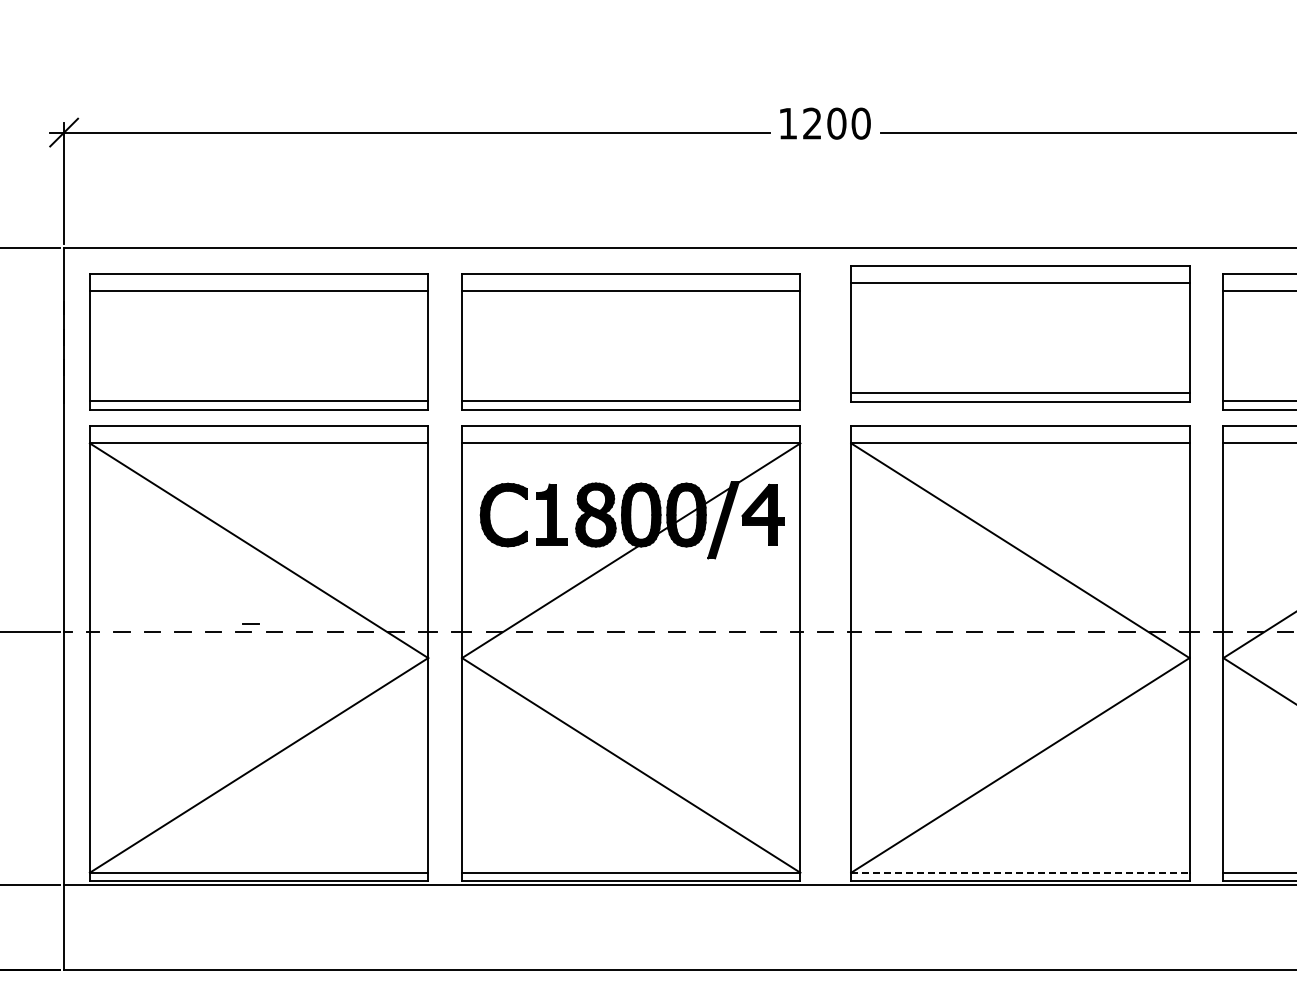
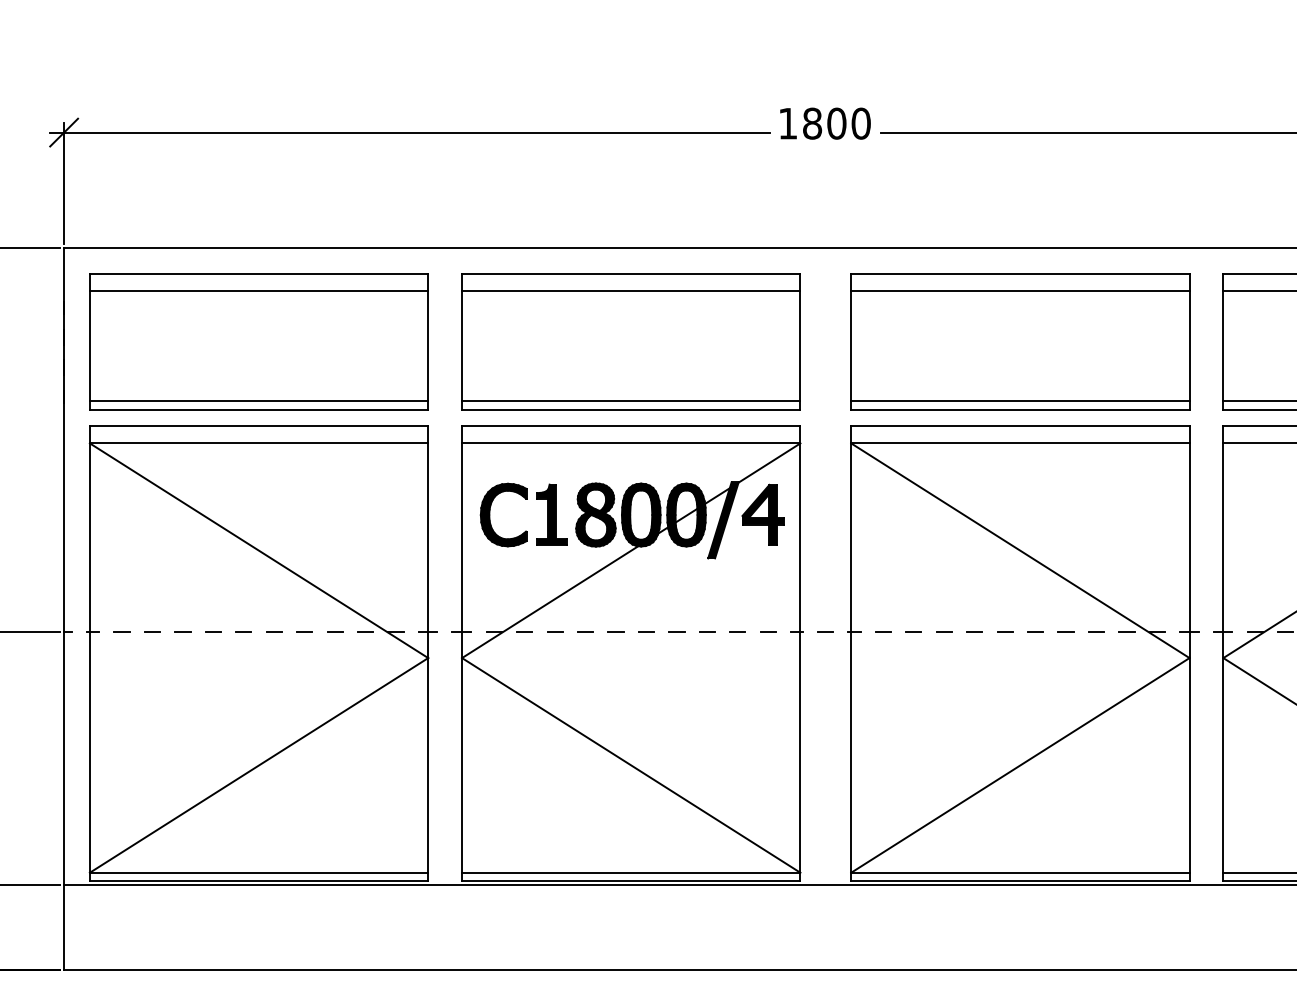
text: 1200 -> 1800 (812, 123)
part position: (1020, 333) -> (1020, 341) (1020, 341)
line: present -> none (250, 623)
line: dashed -> solid (1020, 872)
